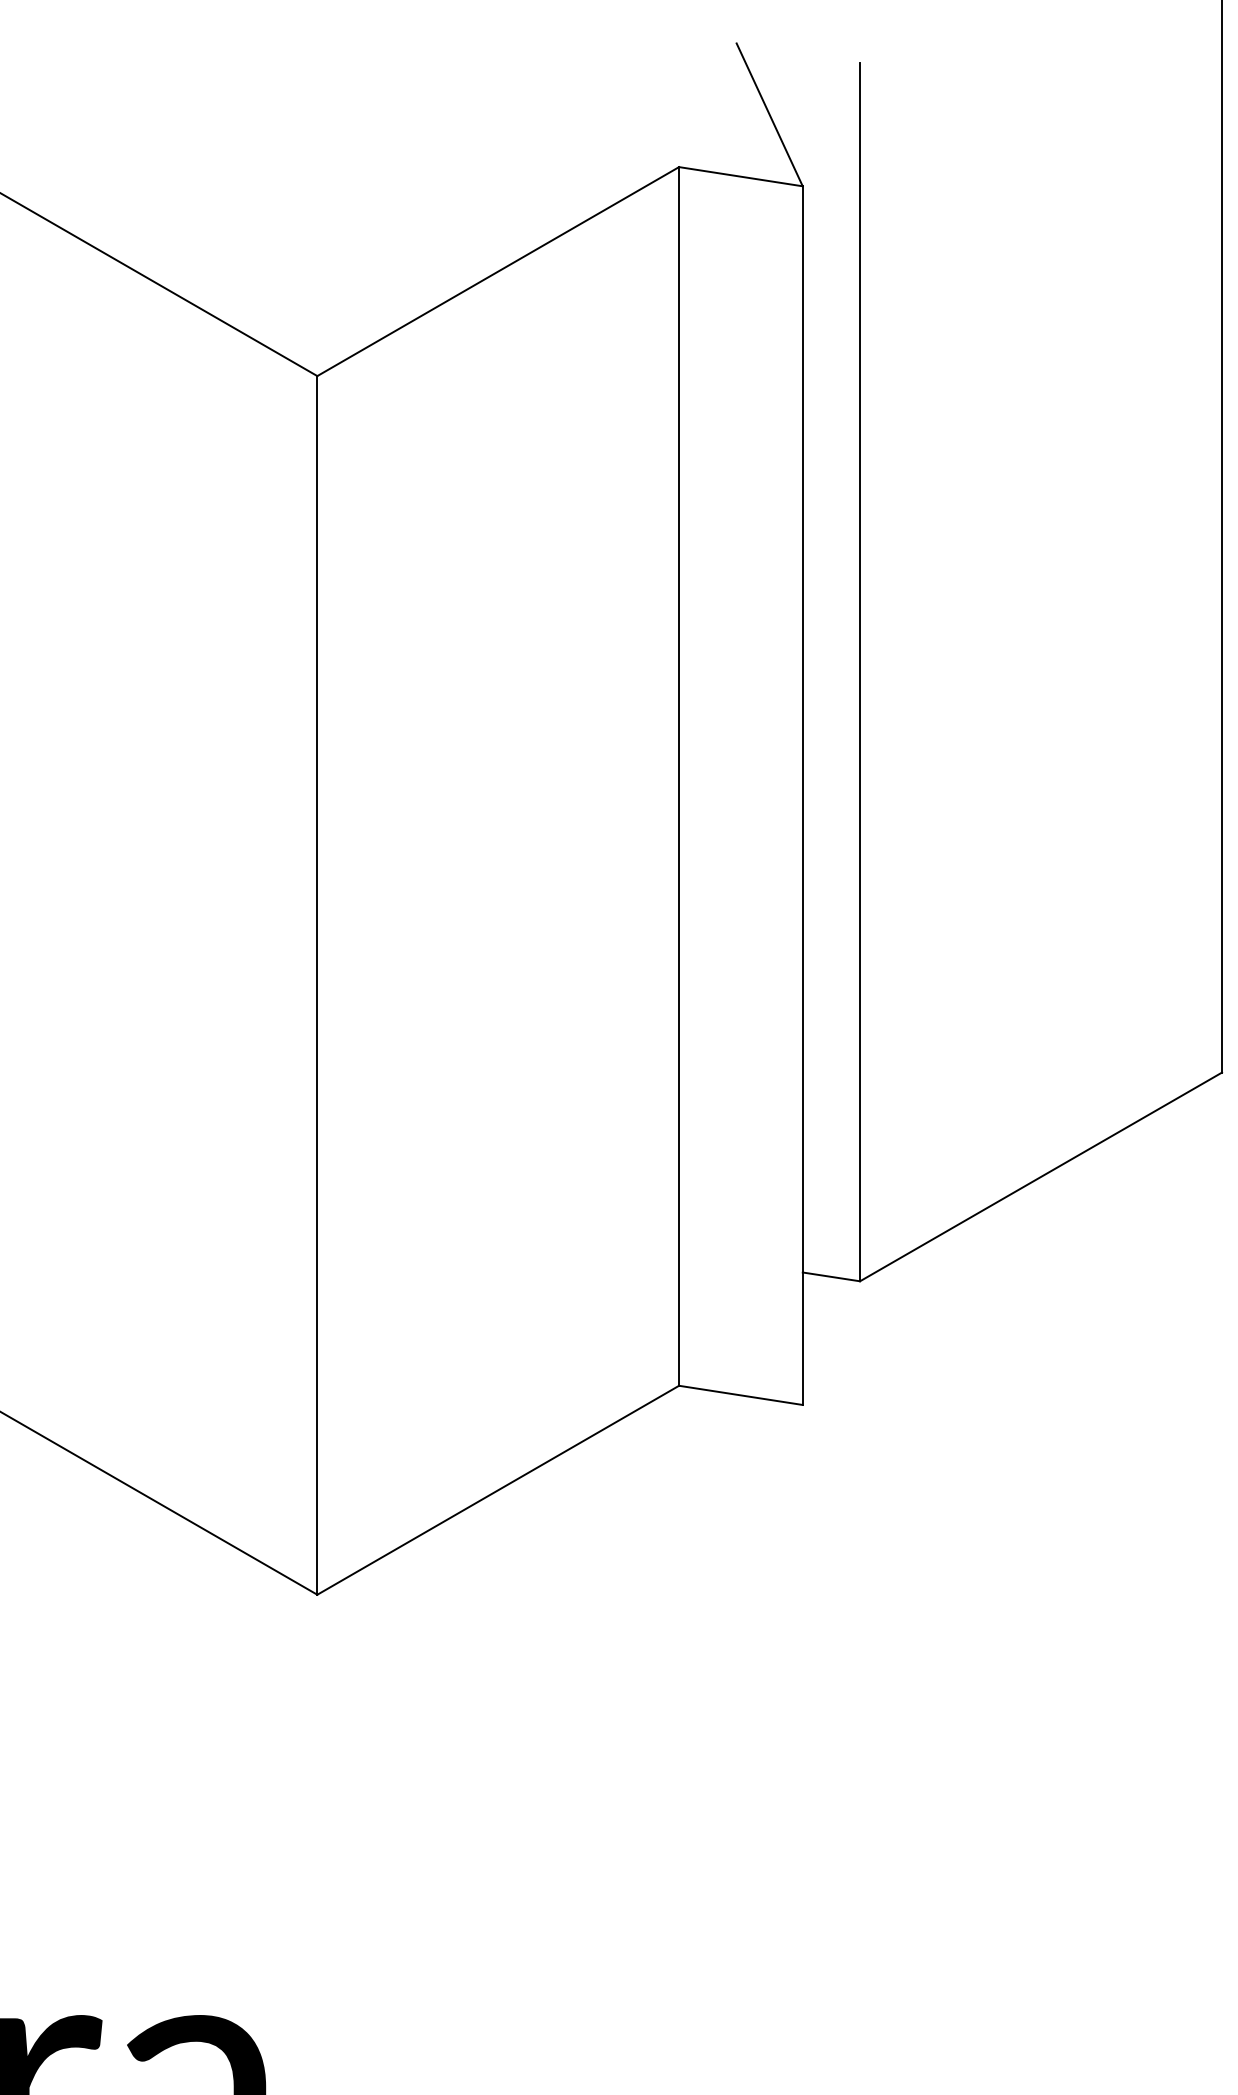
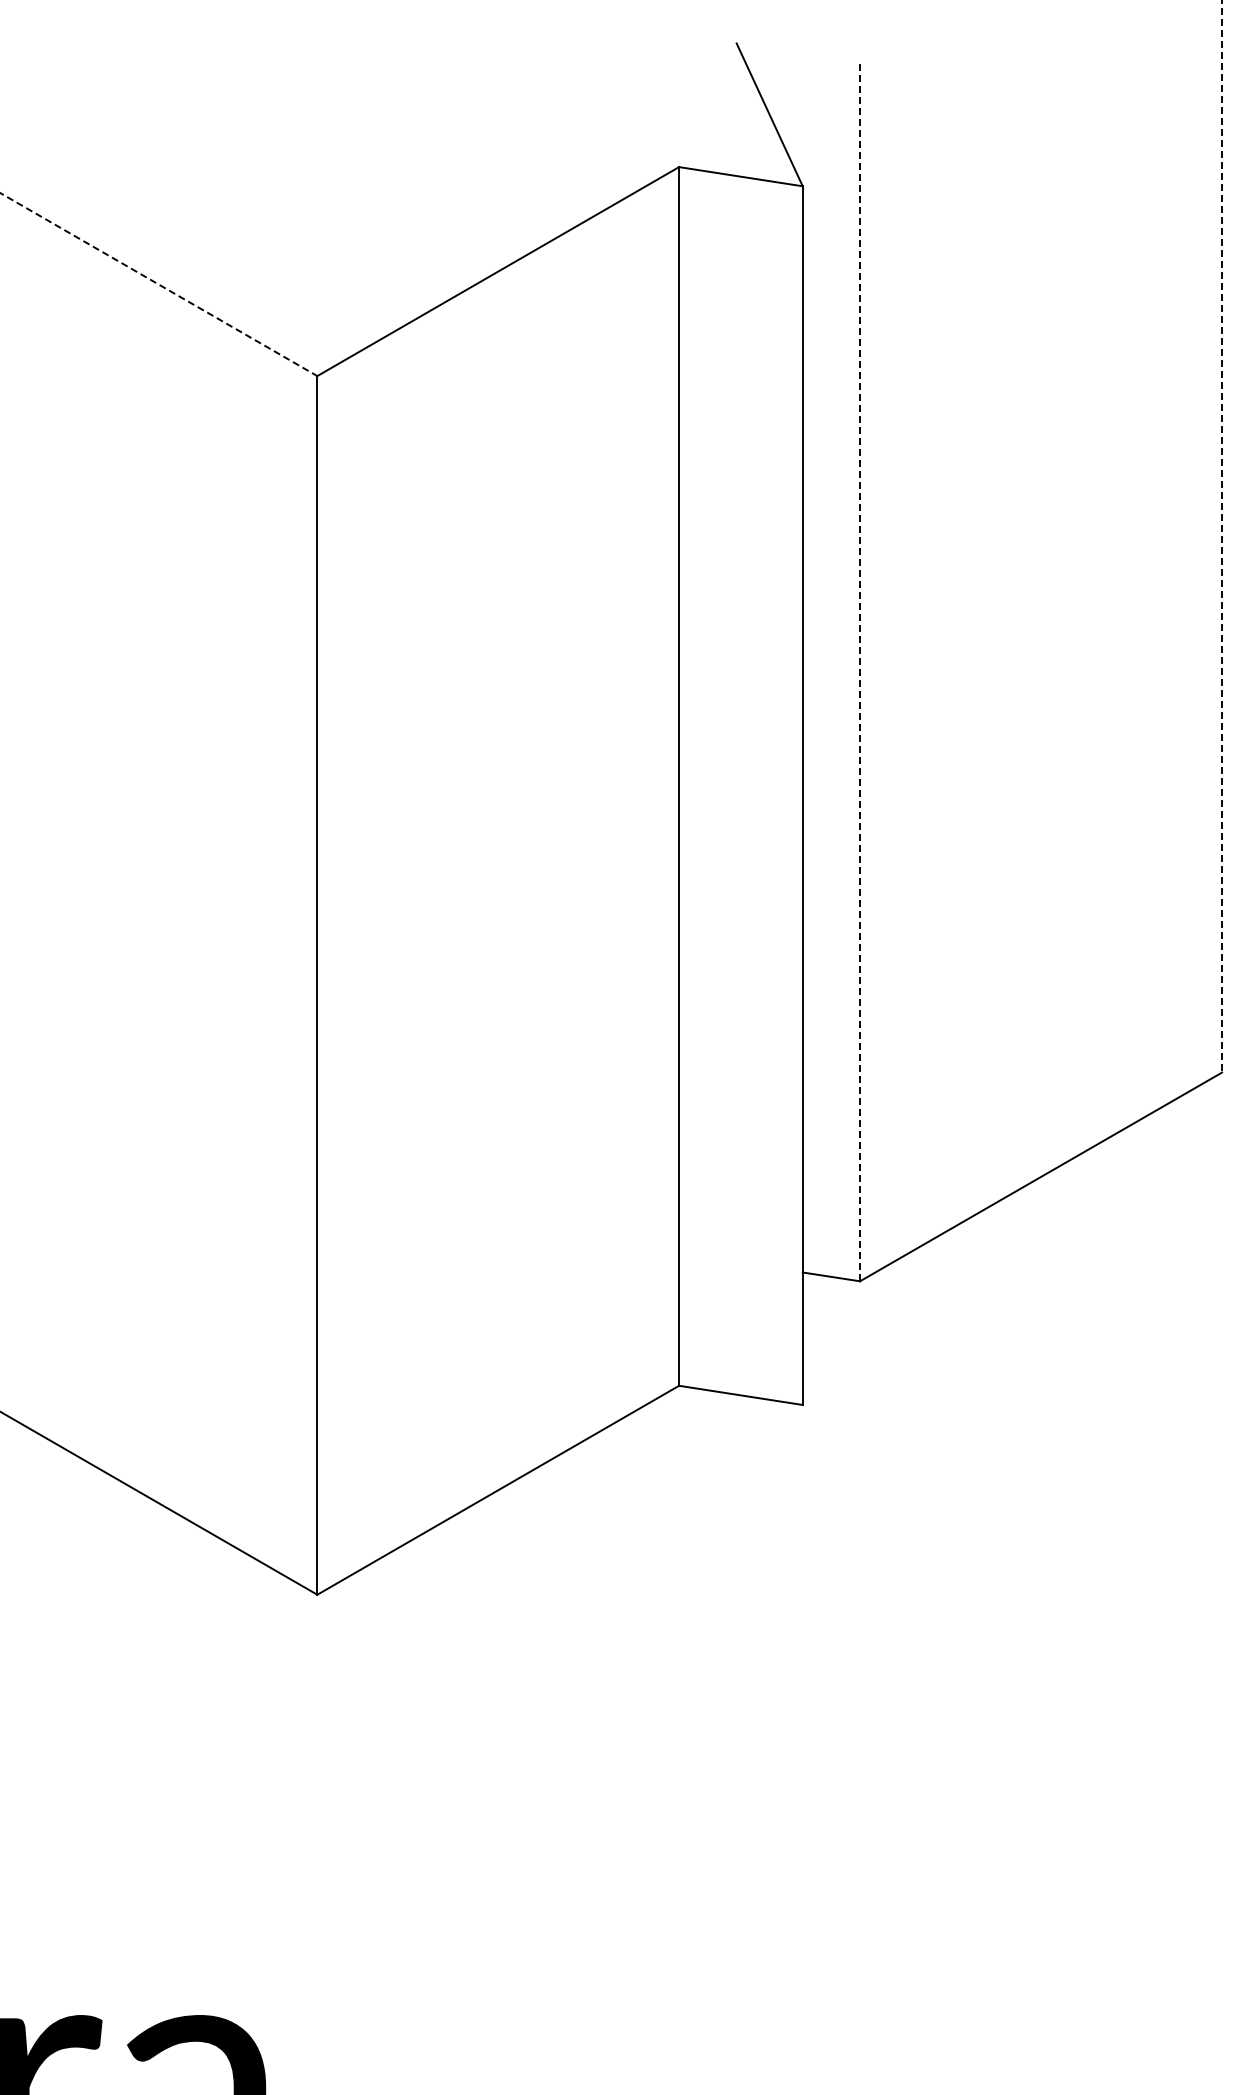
line: solid -> dashed (159, 284)
line: solid -> dashed (1222, 536)
line: solid -> dashed (860, 671)
